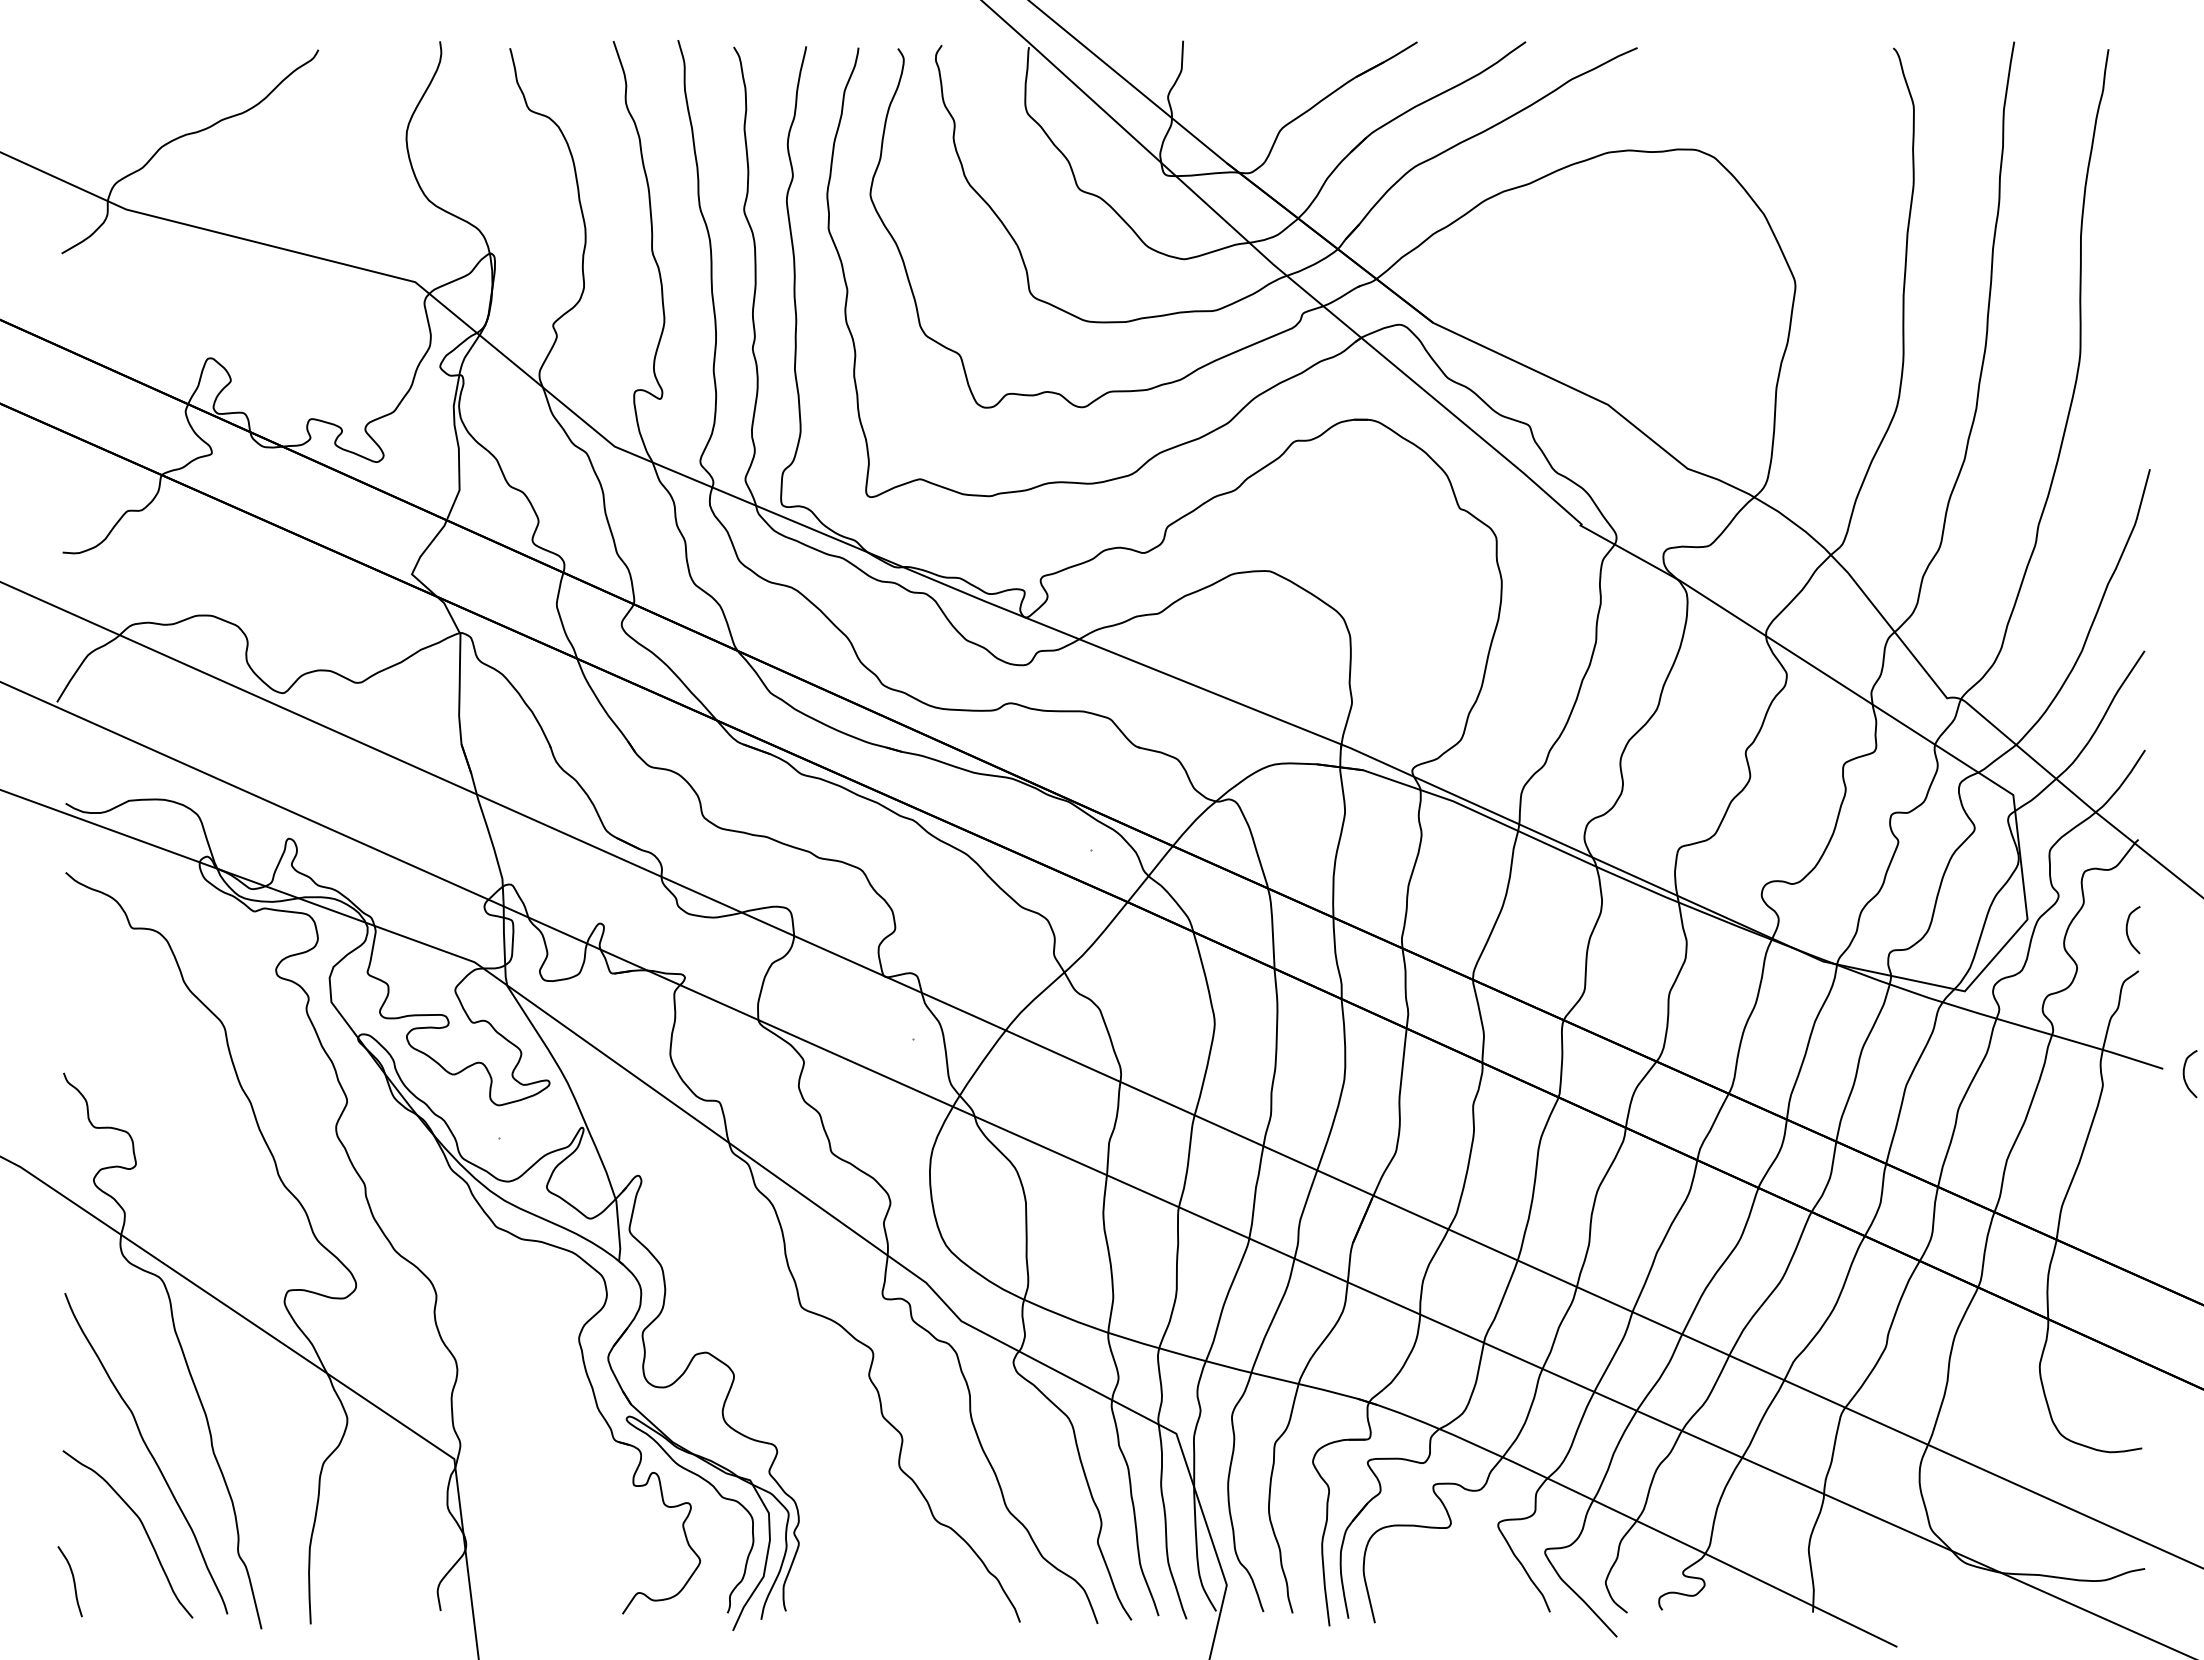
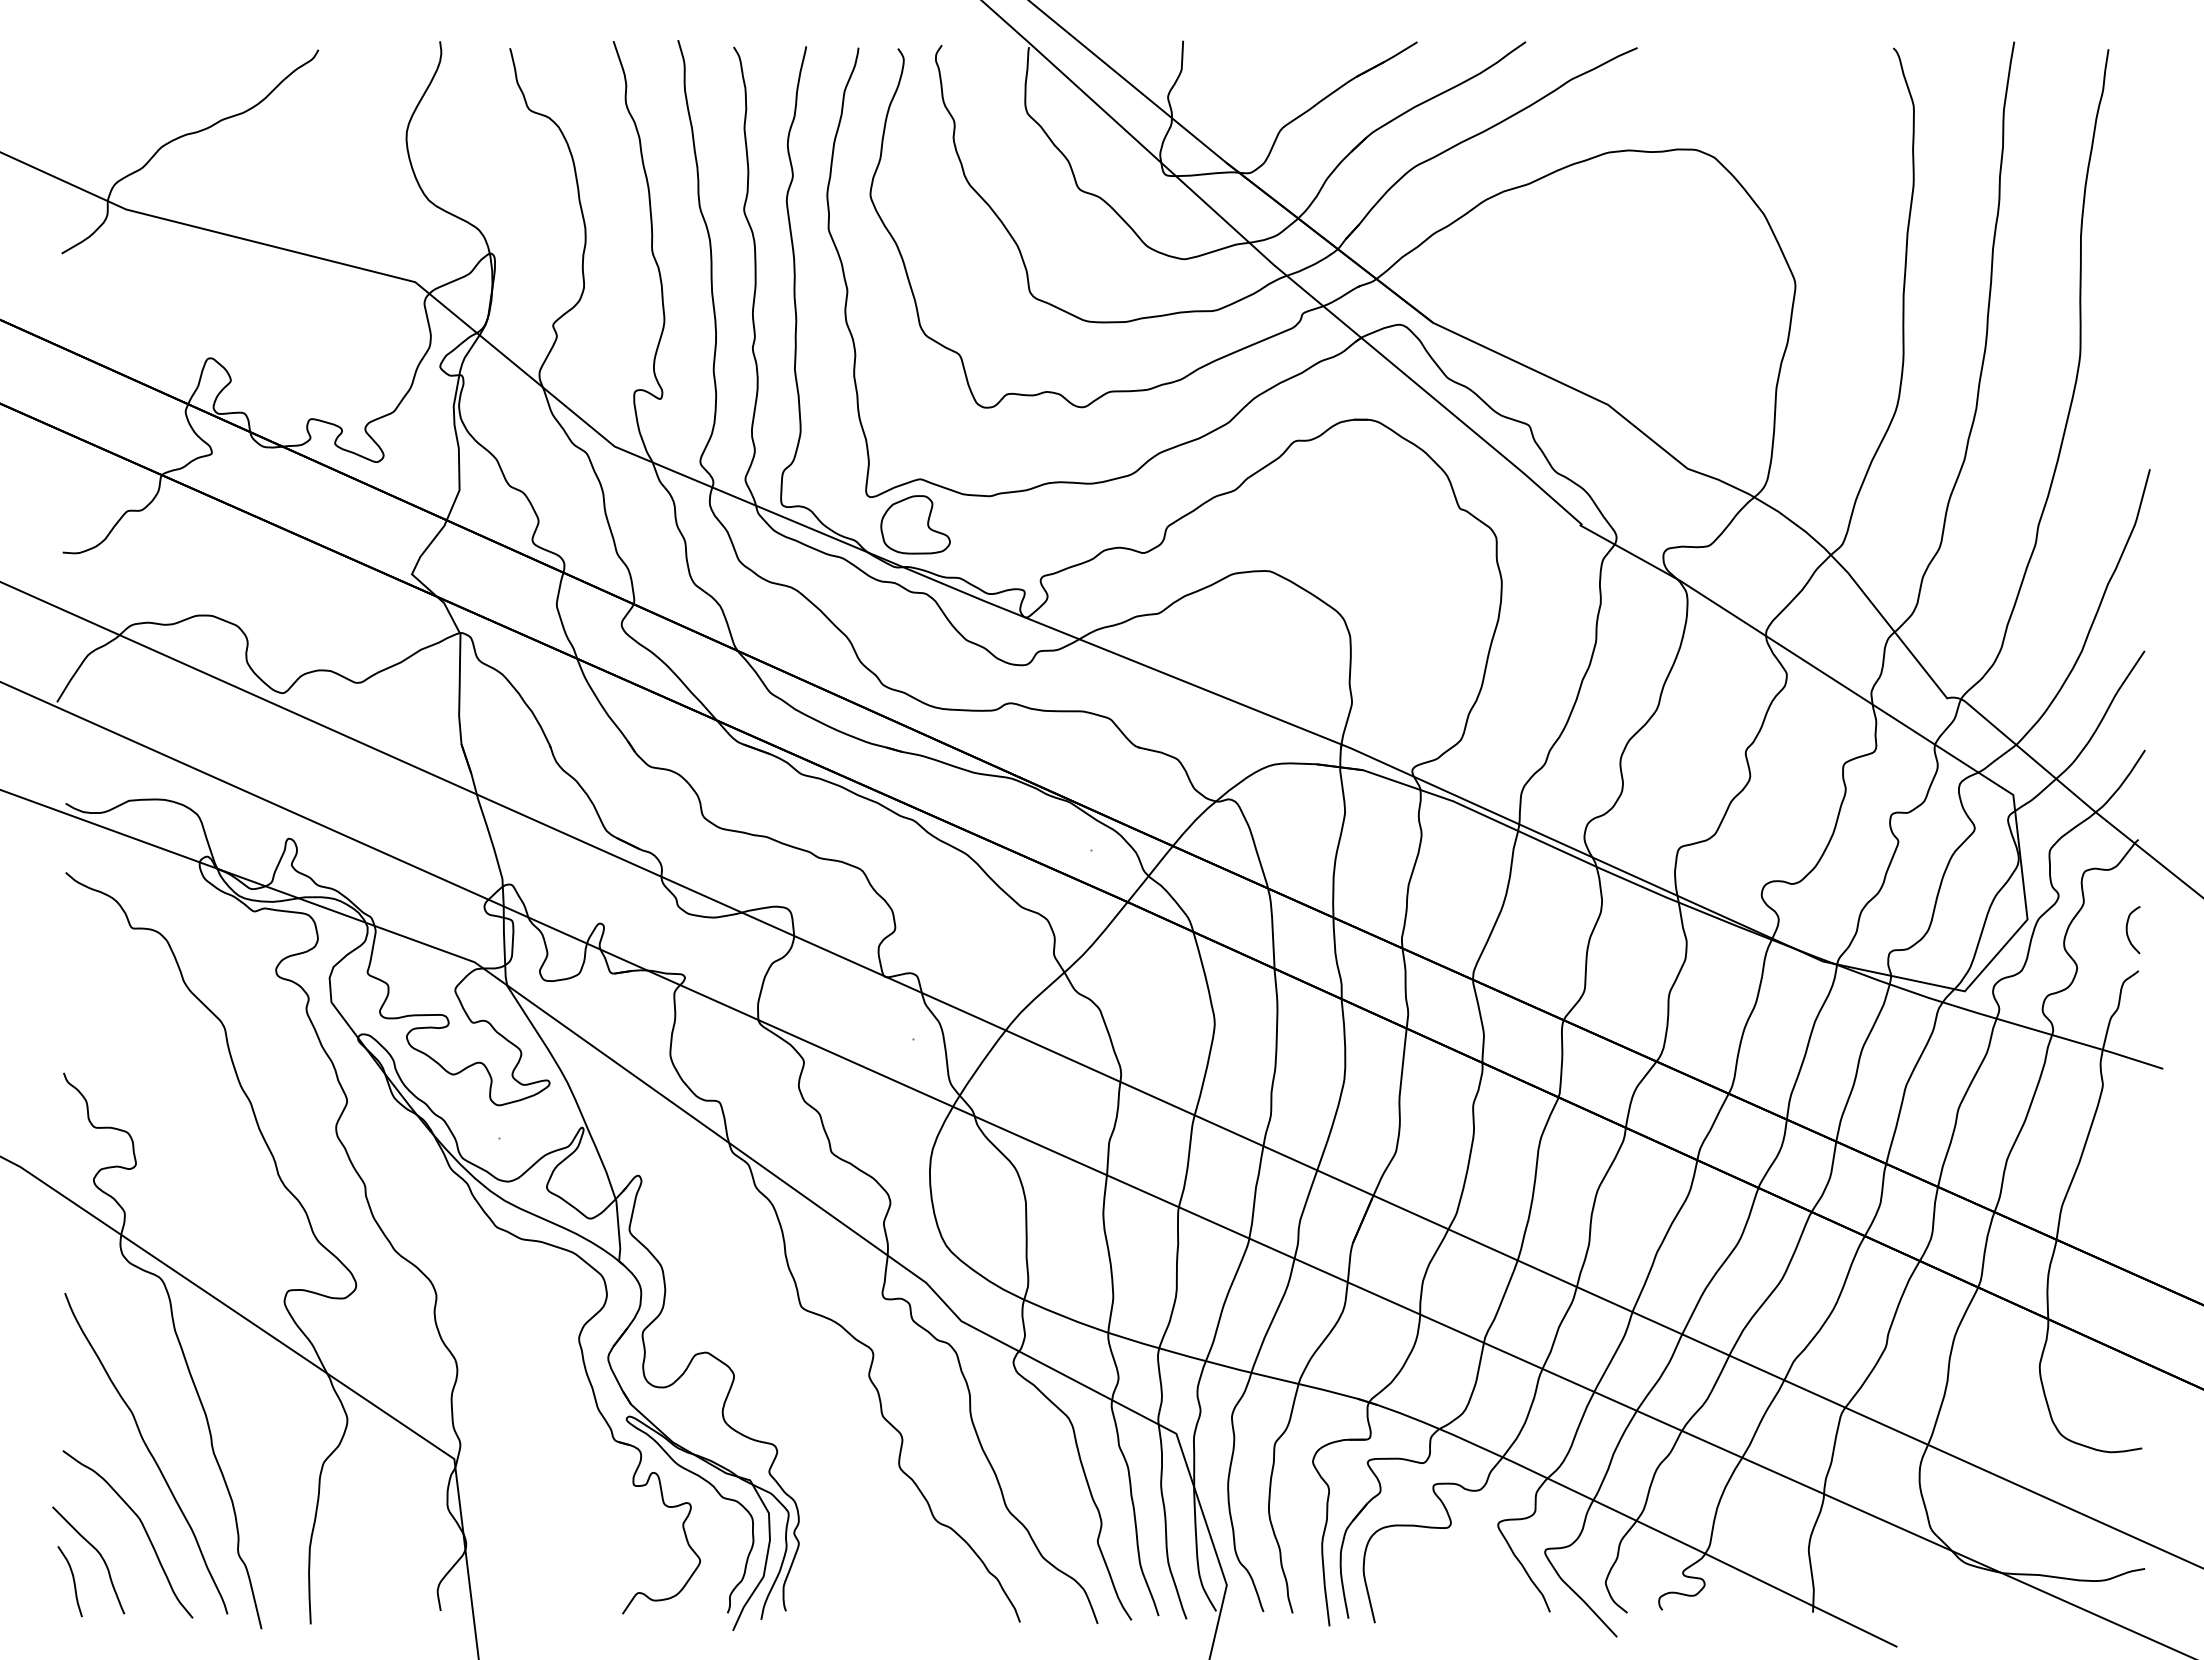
part: none -> present (915, 524)
curve: present -> none (2184, 1074)
curve: none -> present (96, 1551)
